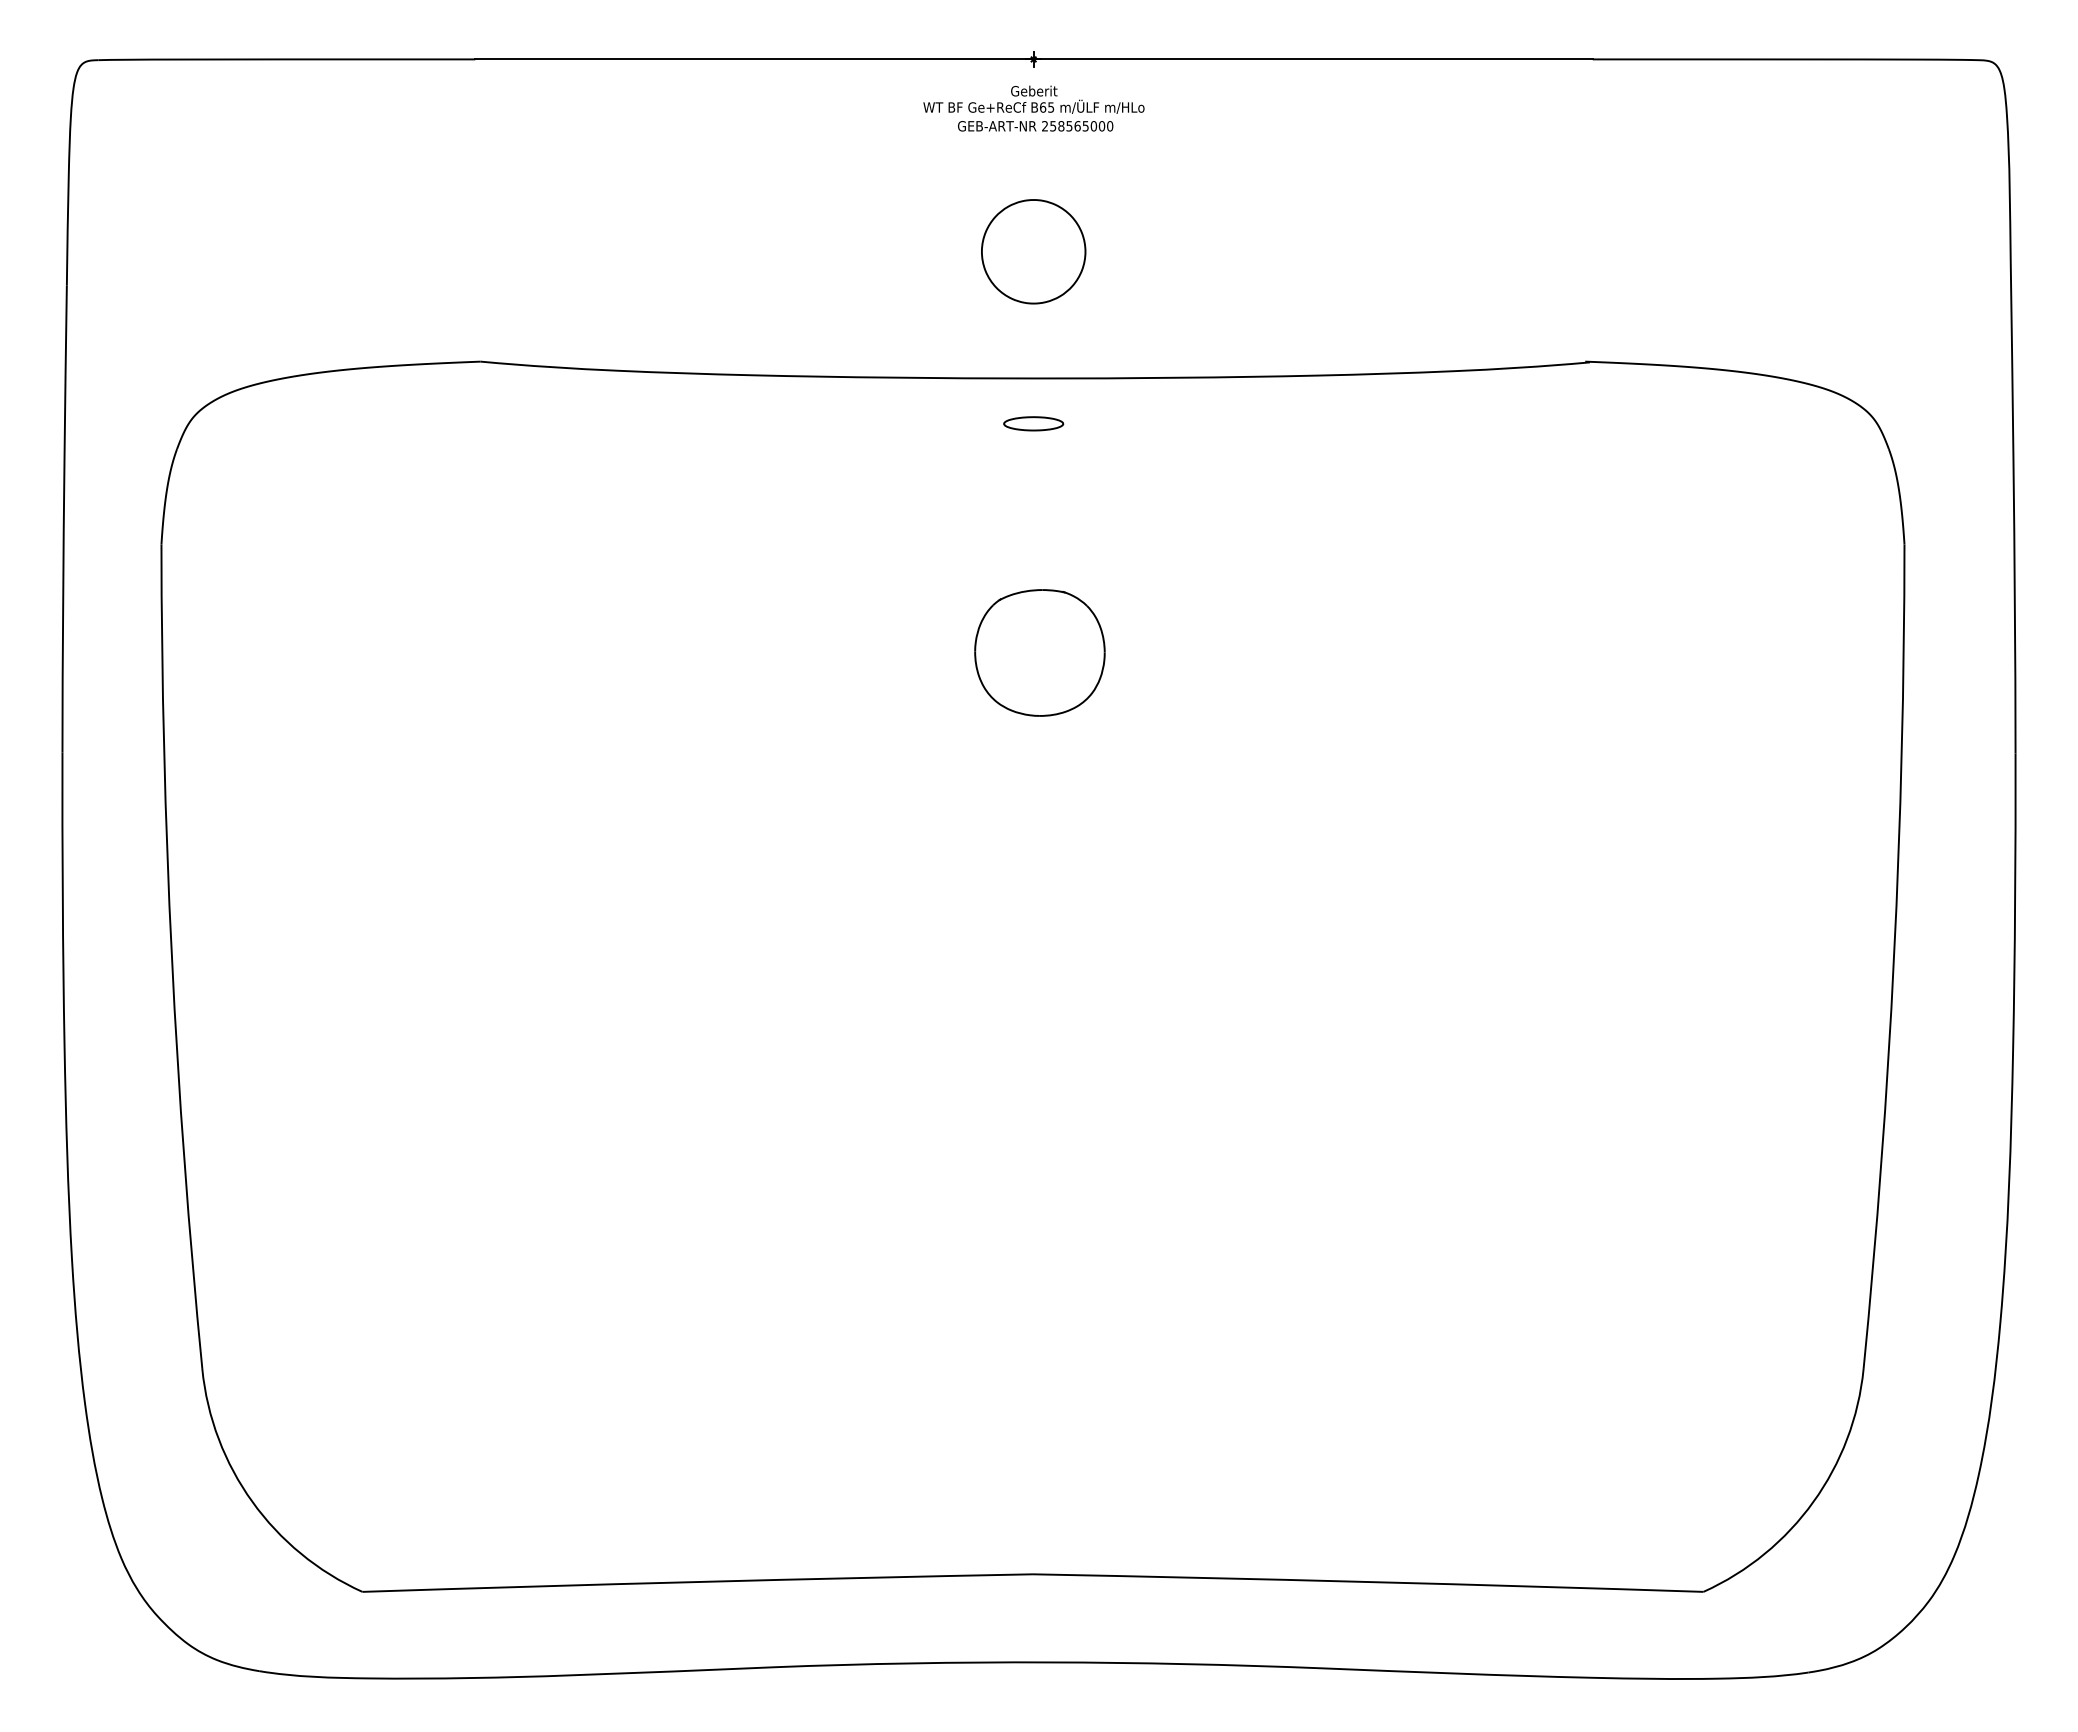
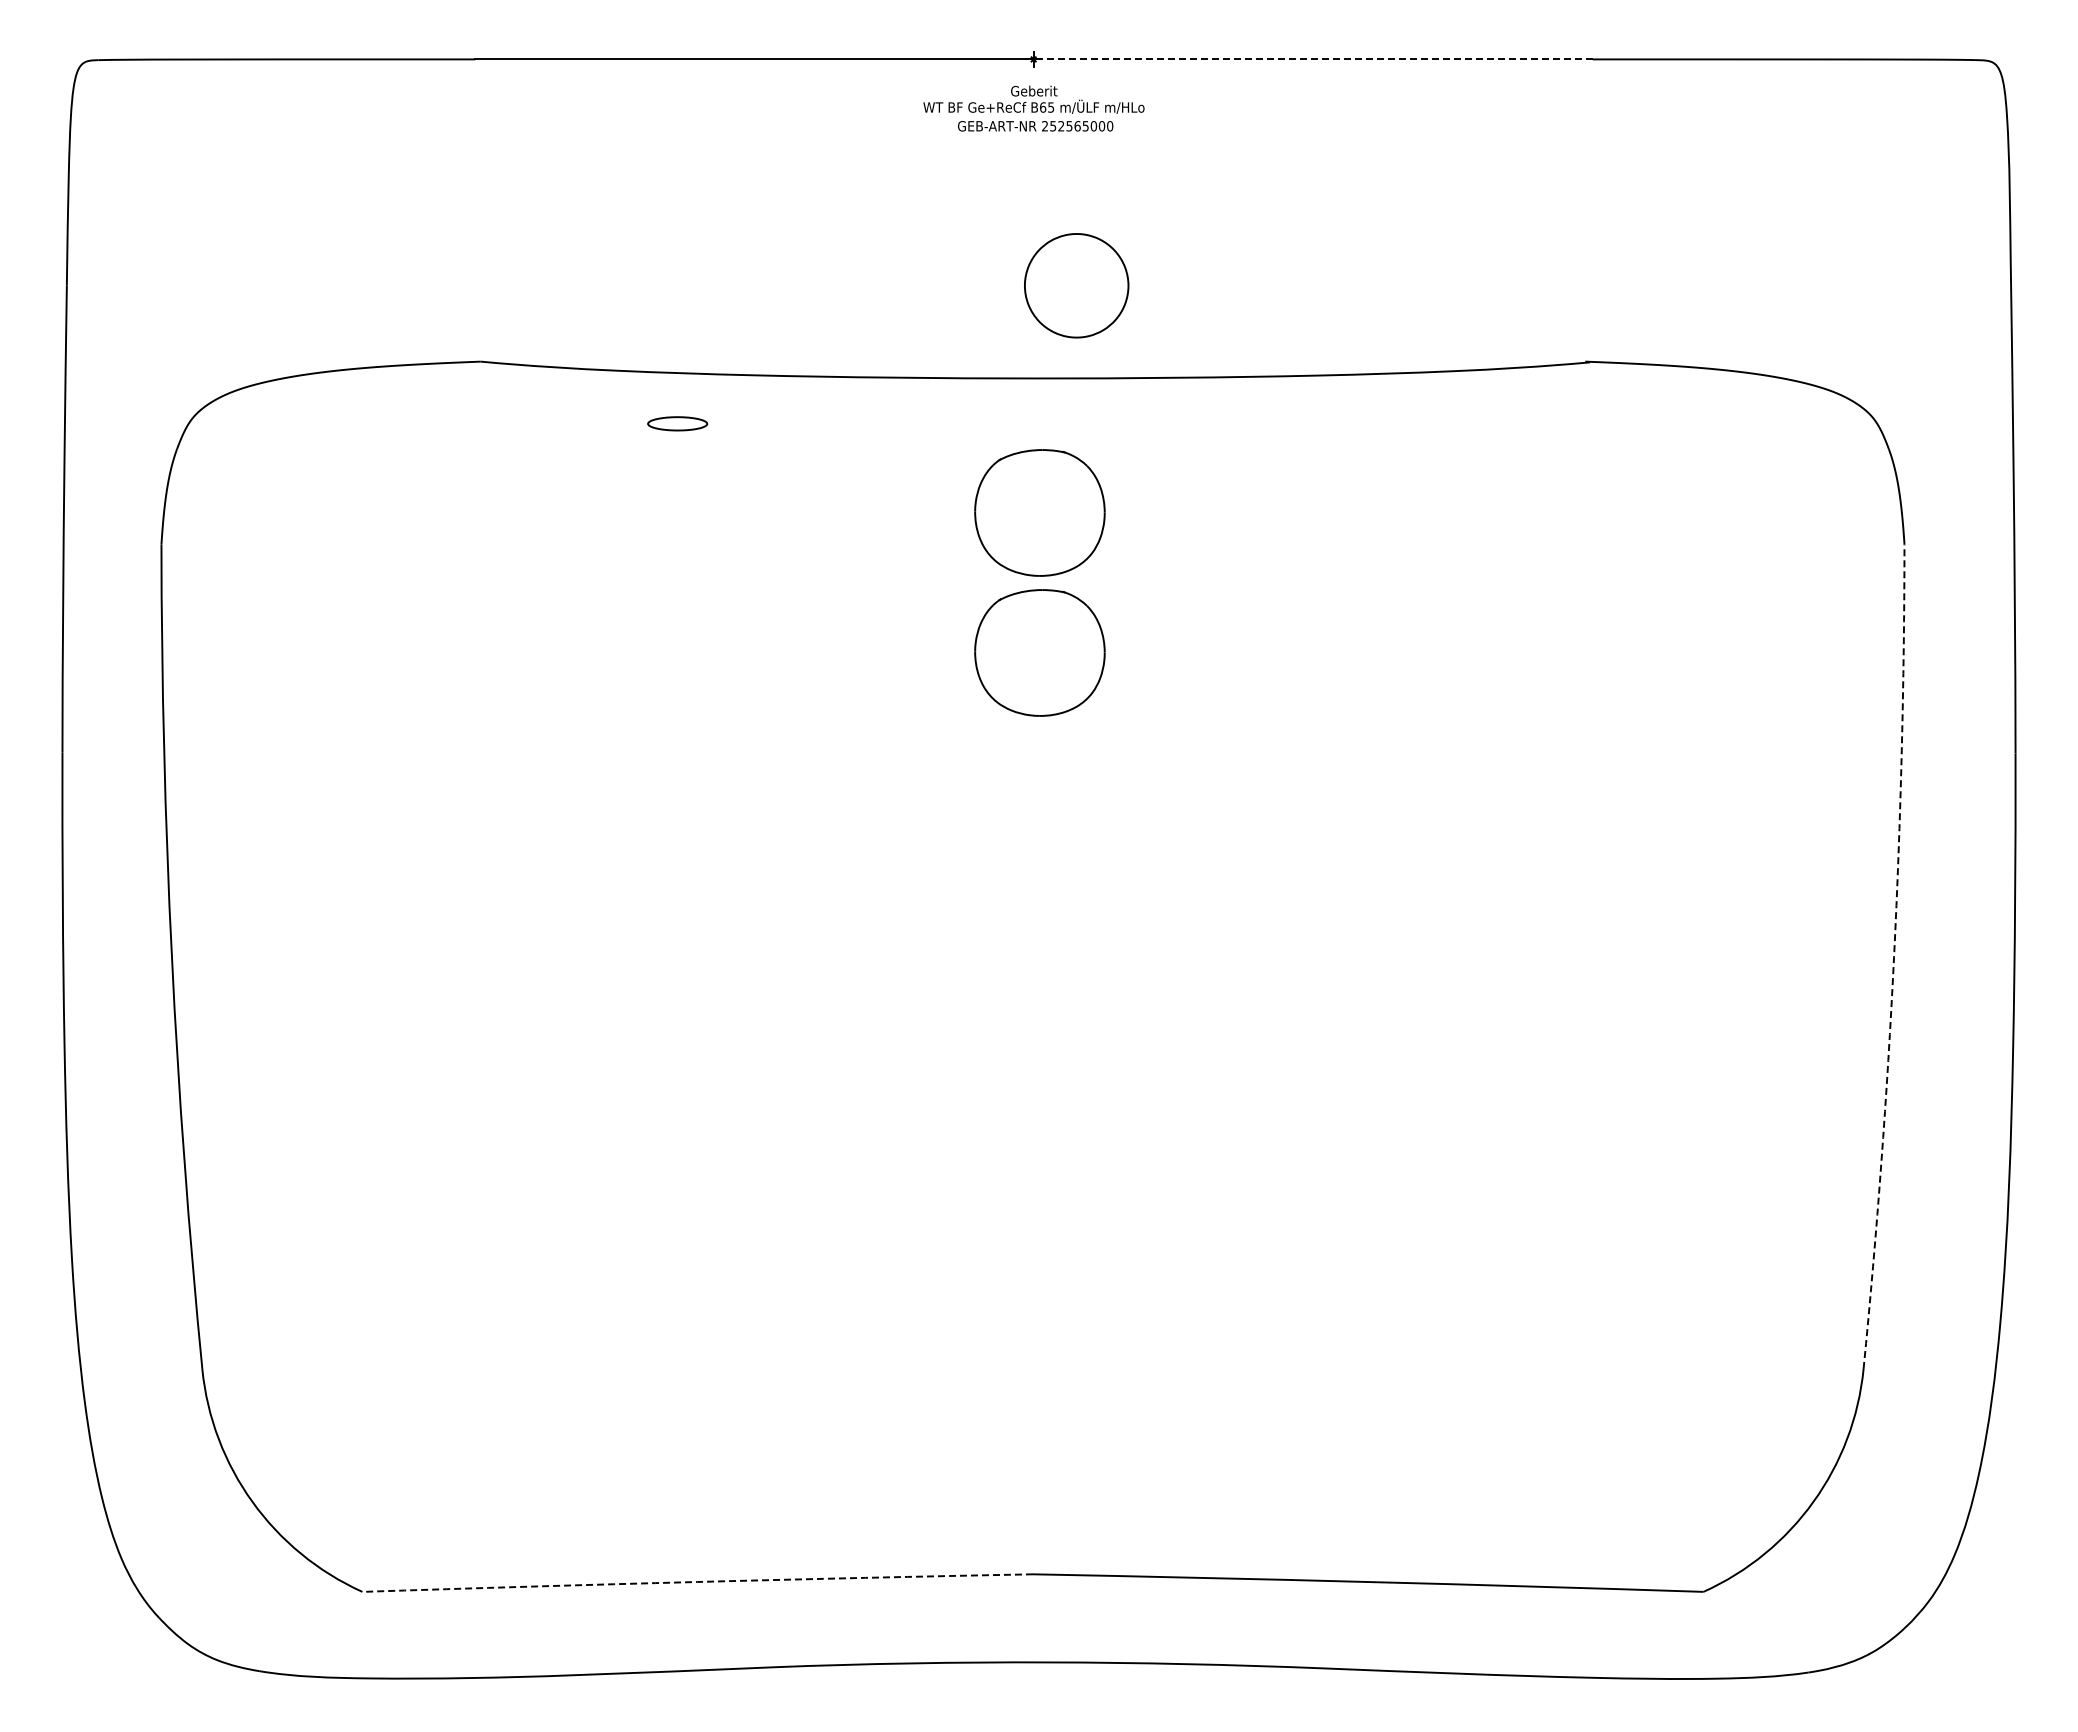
line: solid -> dashed (1312, 59)
text: 258565000 -> 252565000 (1061, 126)
part position: (1033, 251) -> (1076, 285) (1076, 285)
part position: (1033, 423) -> (677, 423) (677, 423)
part: none -> present (1039, 512)
arc: solid -> dashed (1894, 957)
arc: solid -> dashed (697, 1581)
